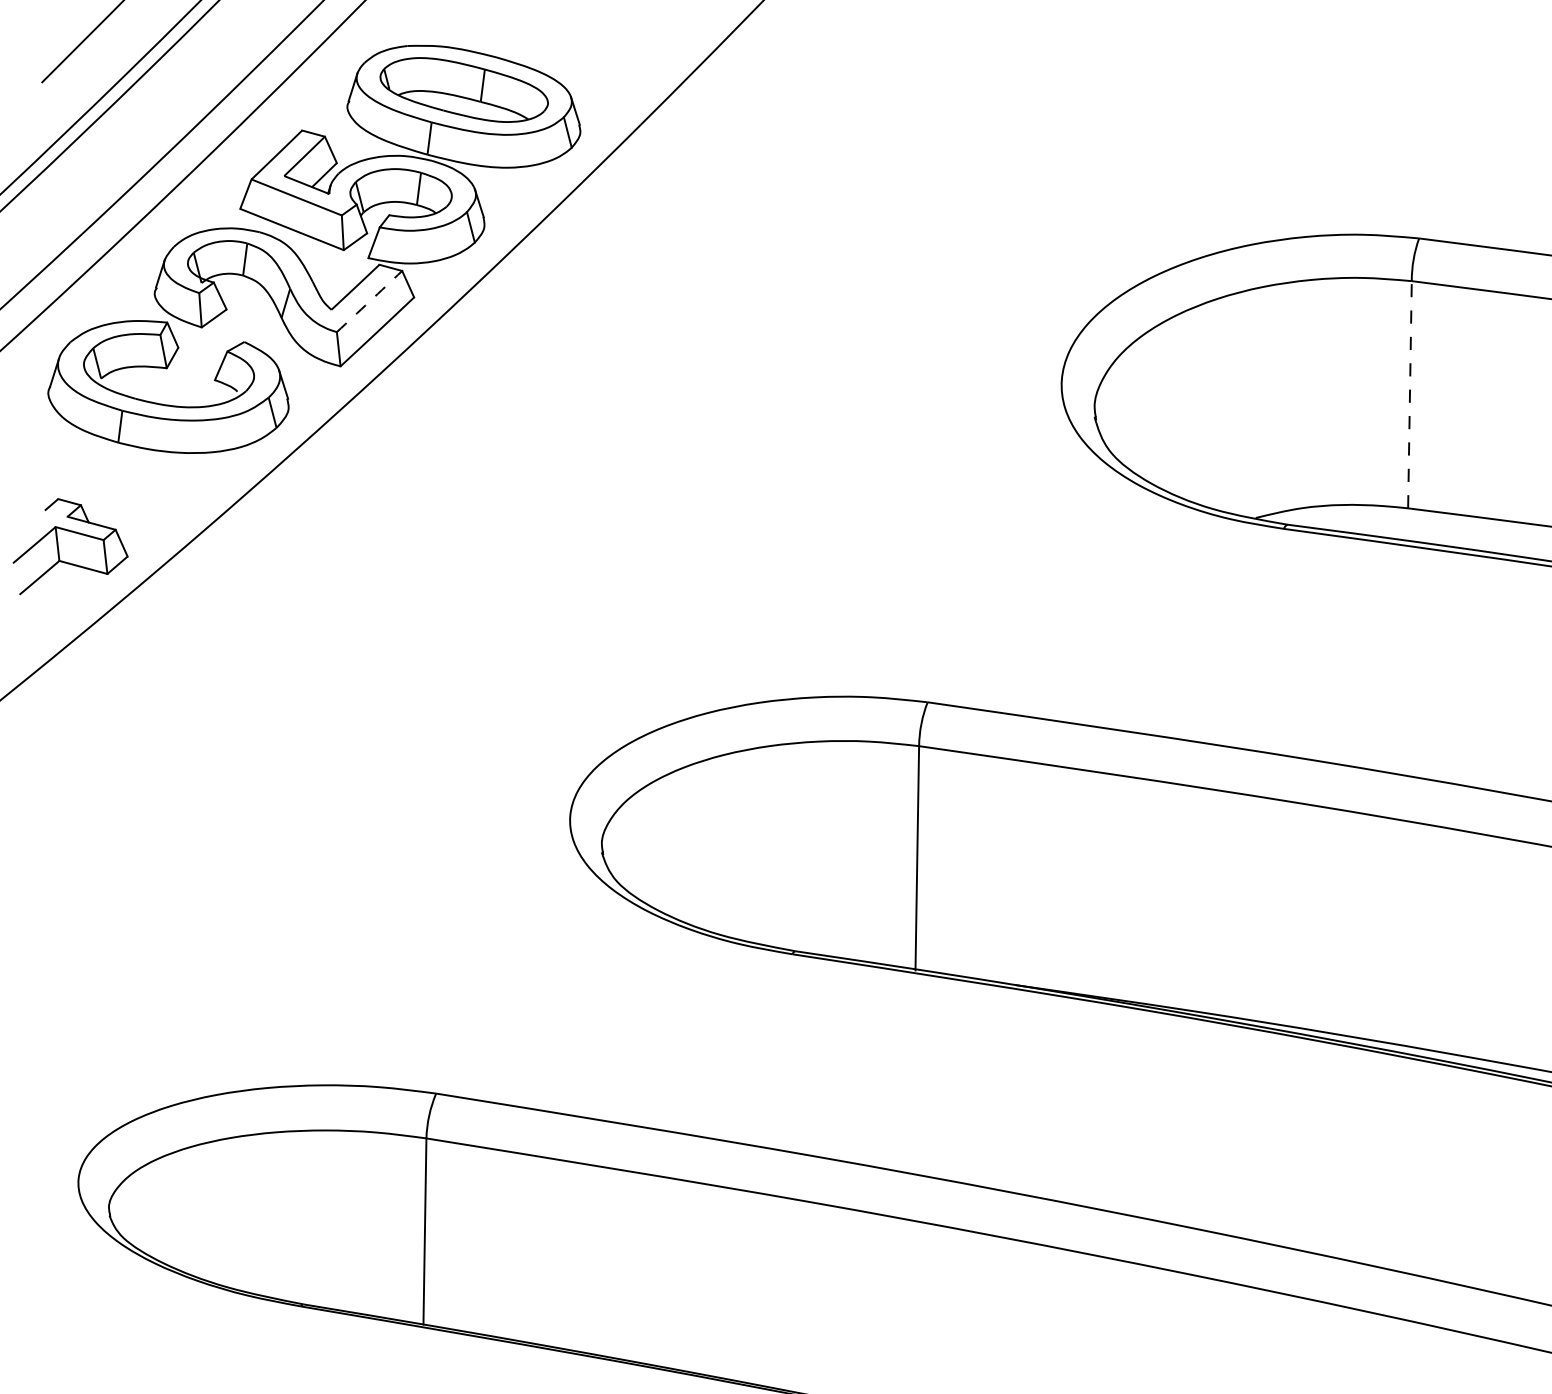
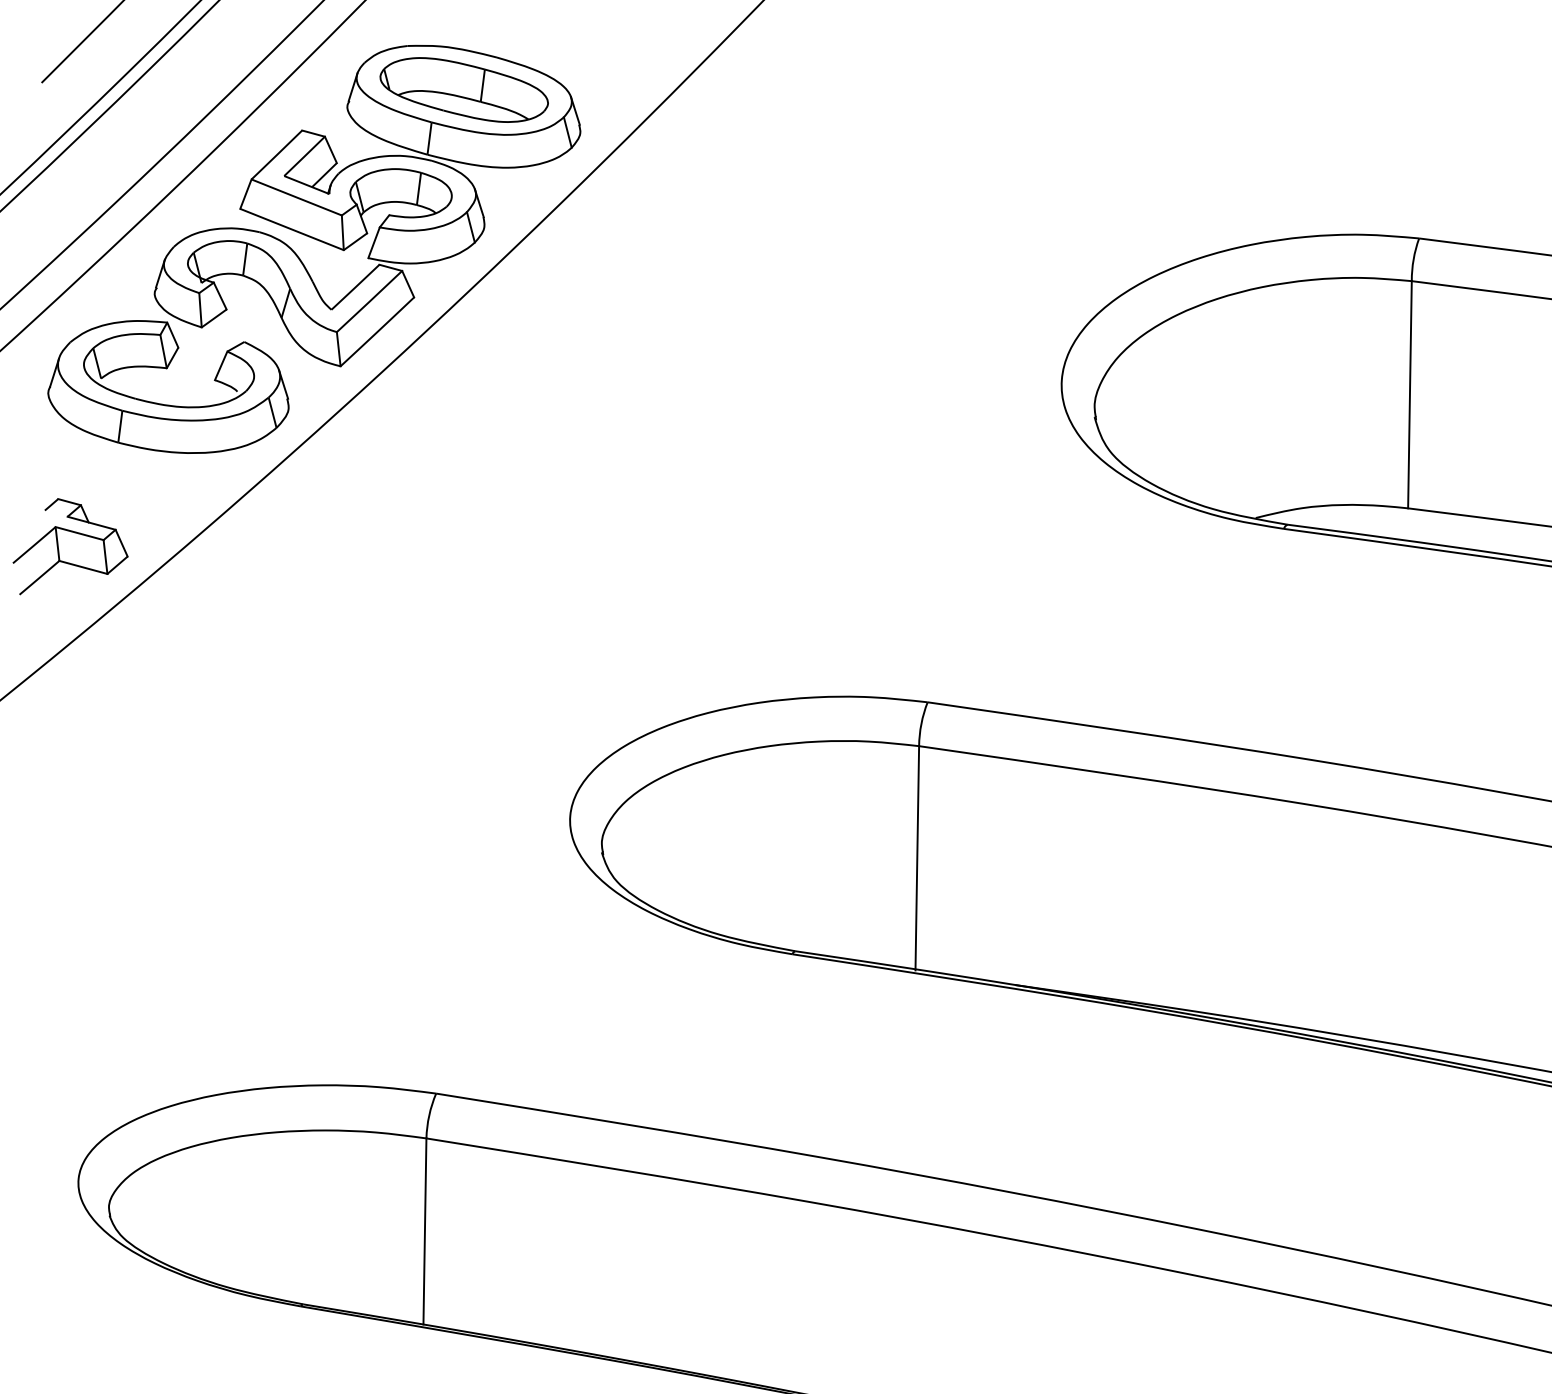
arc: dashed -> solid (369, 301)
line: dashed -> solid (1409, 394)
